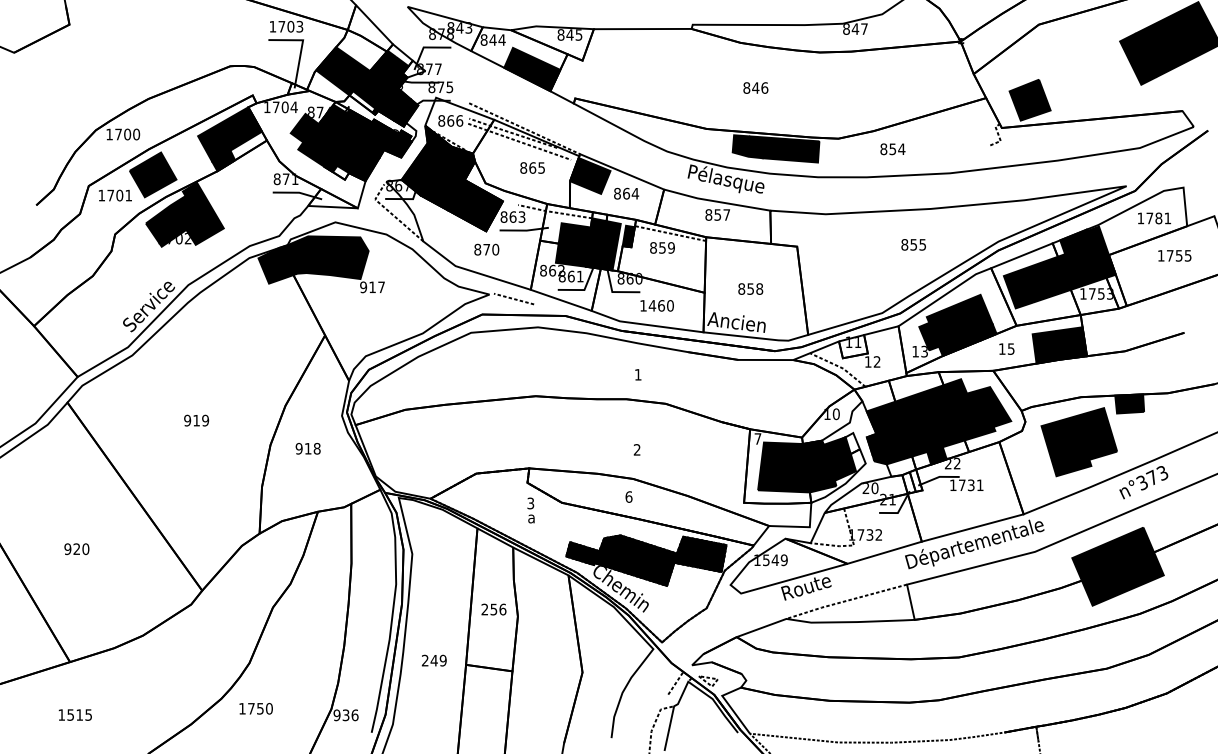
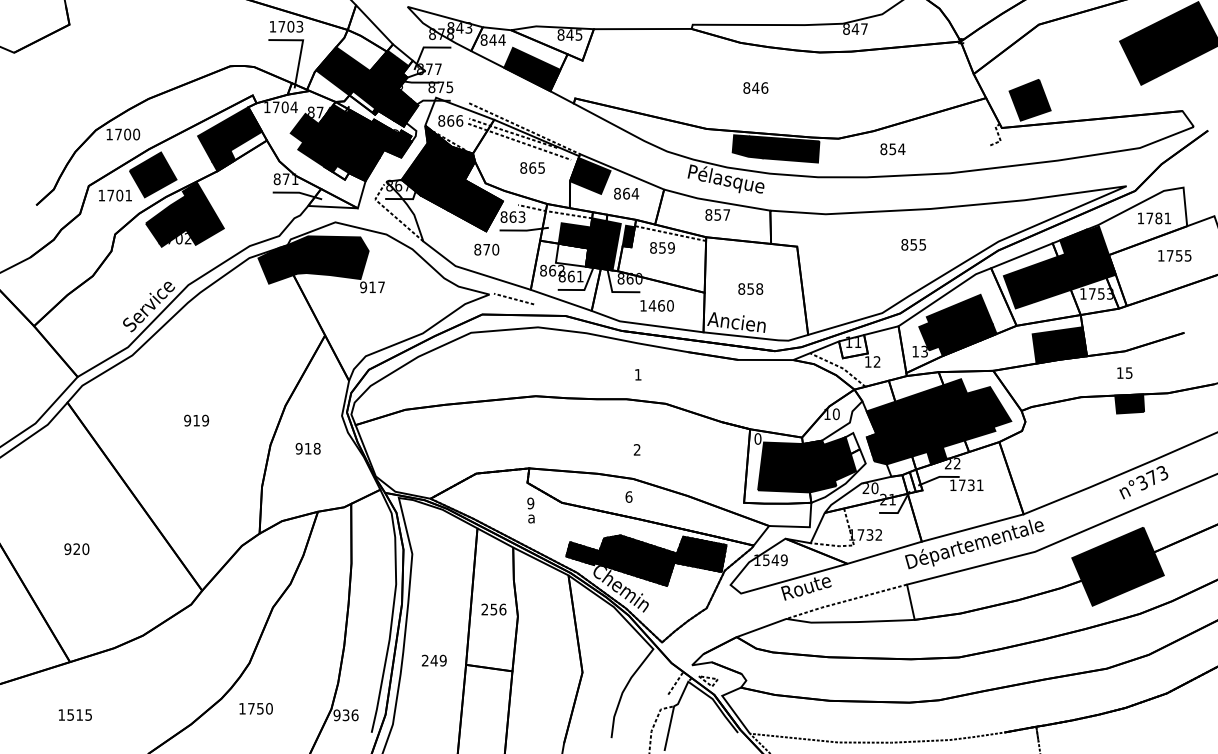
fill: present -> none (571, 254)
text position: (1006, 348) -> (1124, 372) (1124, 372)
text: 7 -> 0 (757, 438)
part: present -> none (1078, 442)
text: 3 -> 9 (530, 503)
